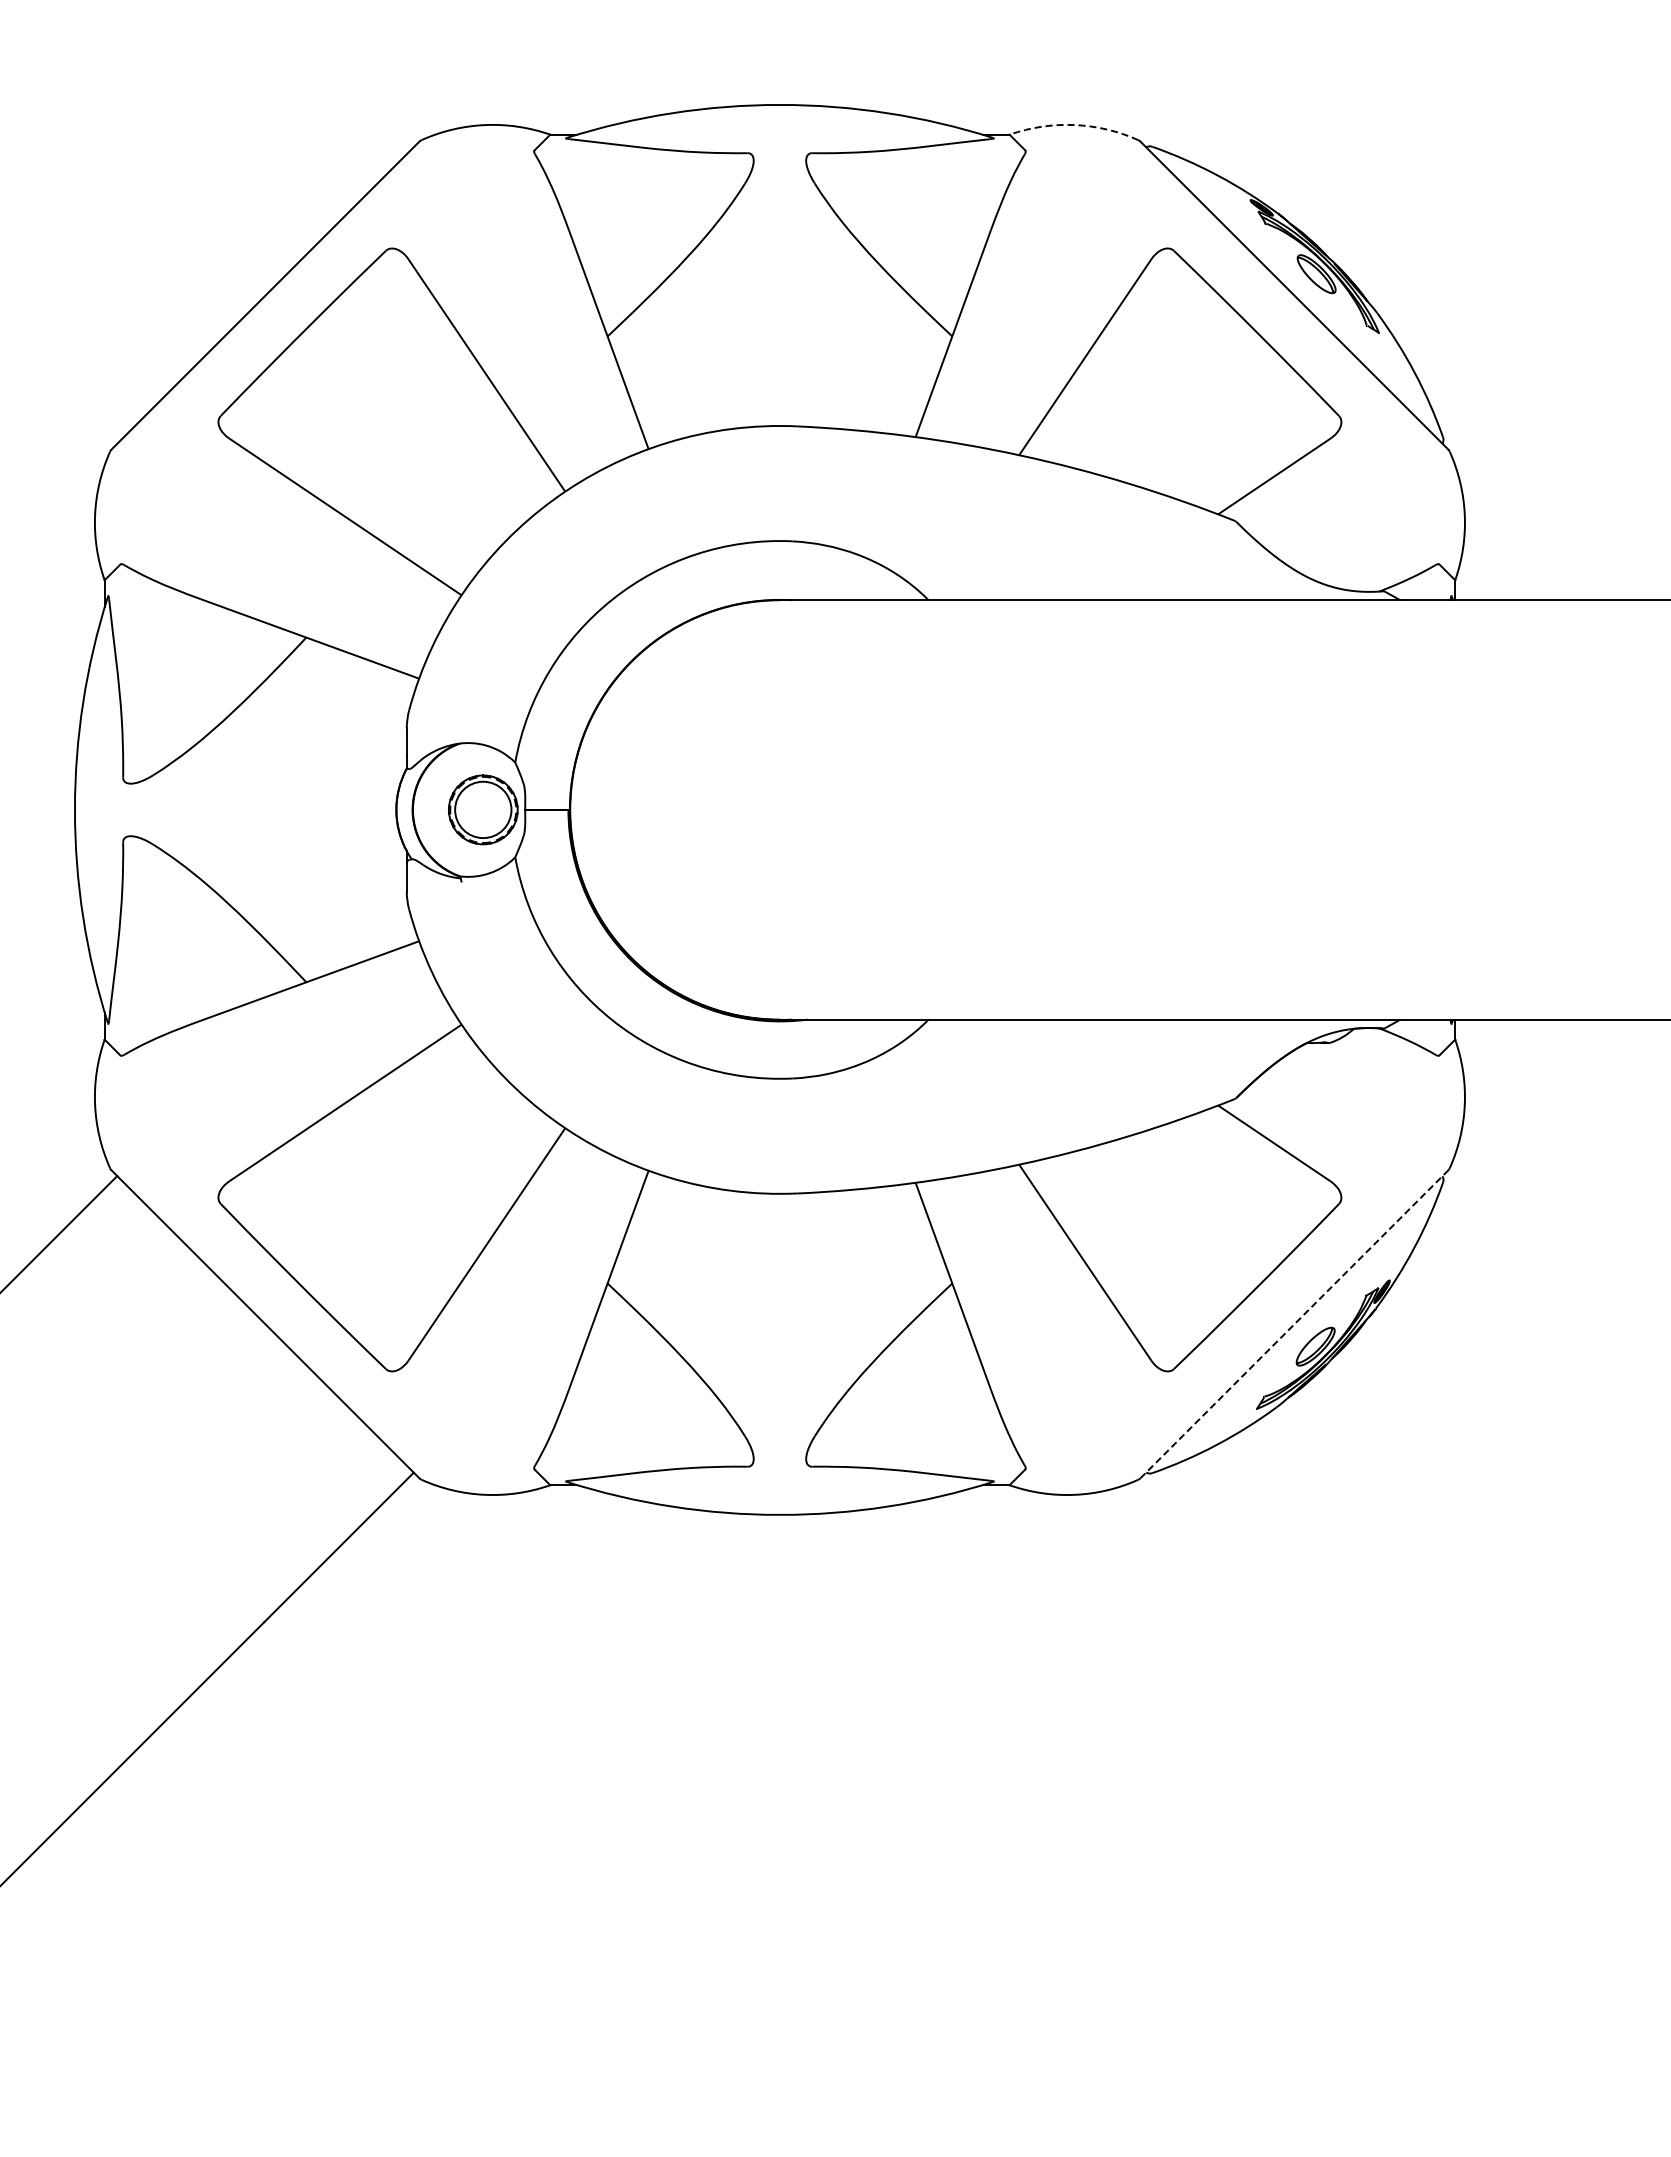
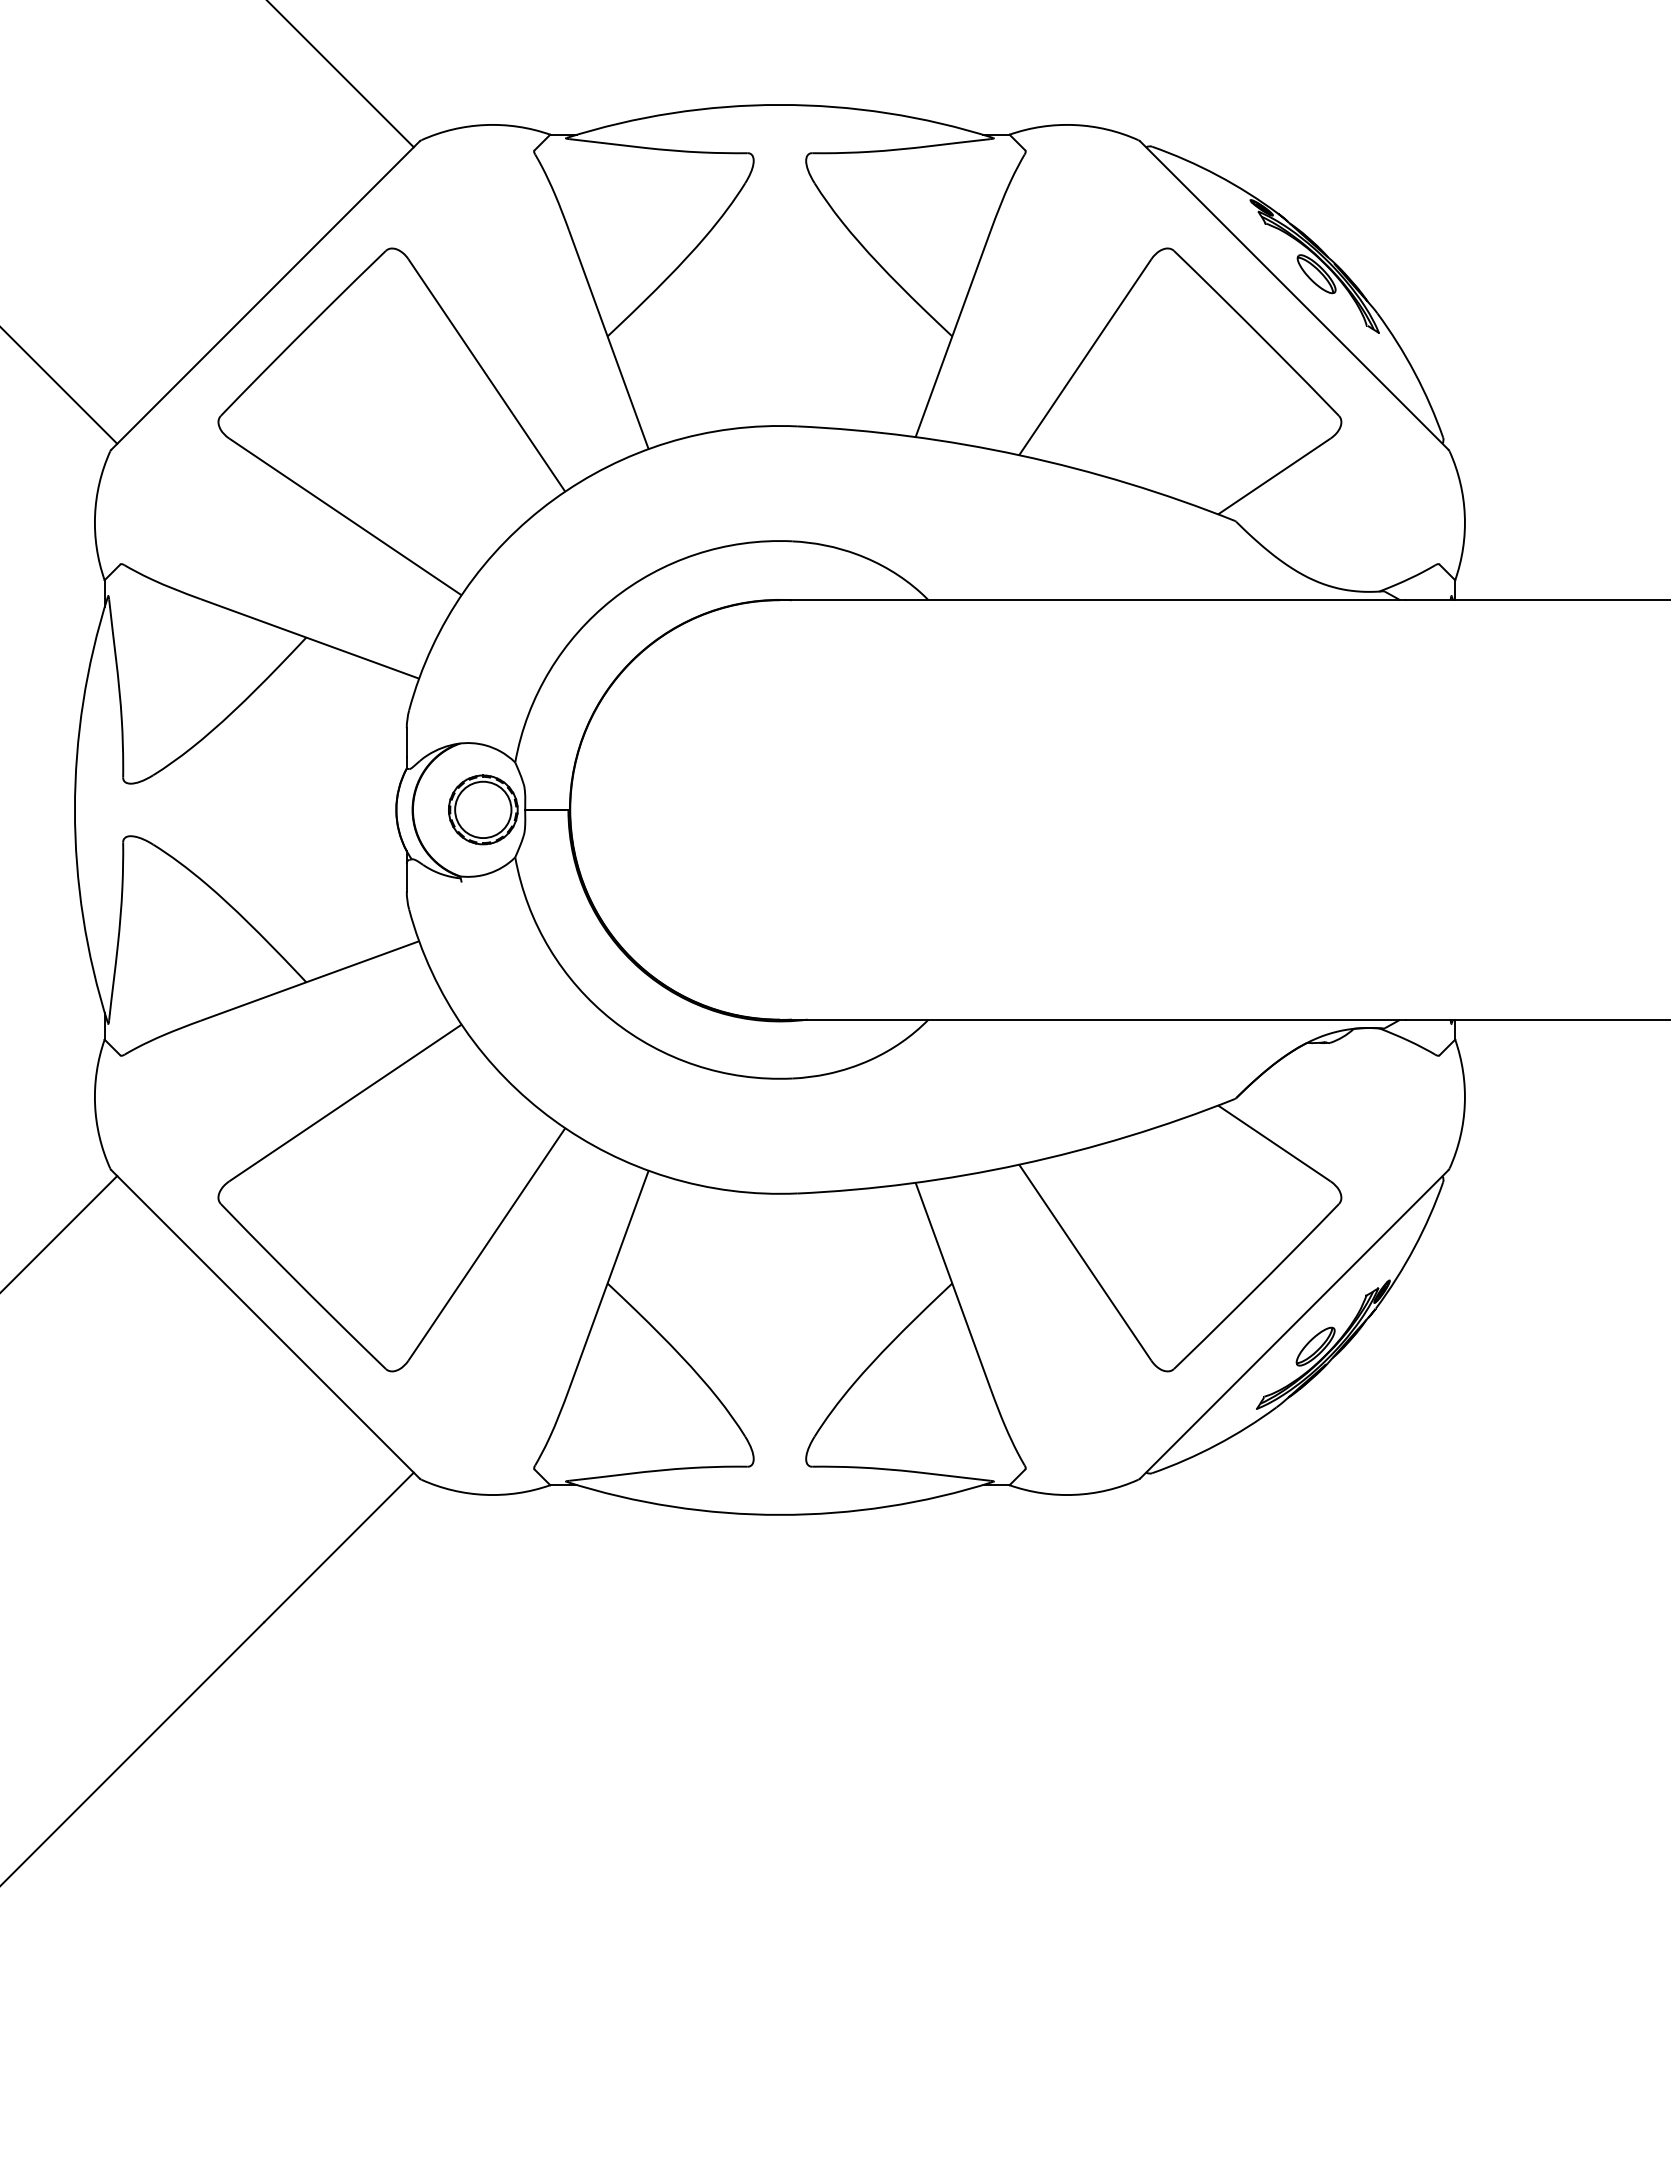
line: none -> present (340, 74)
arc: dashed -> solid (1074, 125)
line: none -> present (59, 385)
line: dashed -> solid (1294, 1324)
